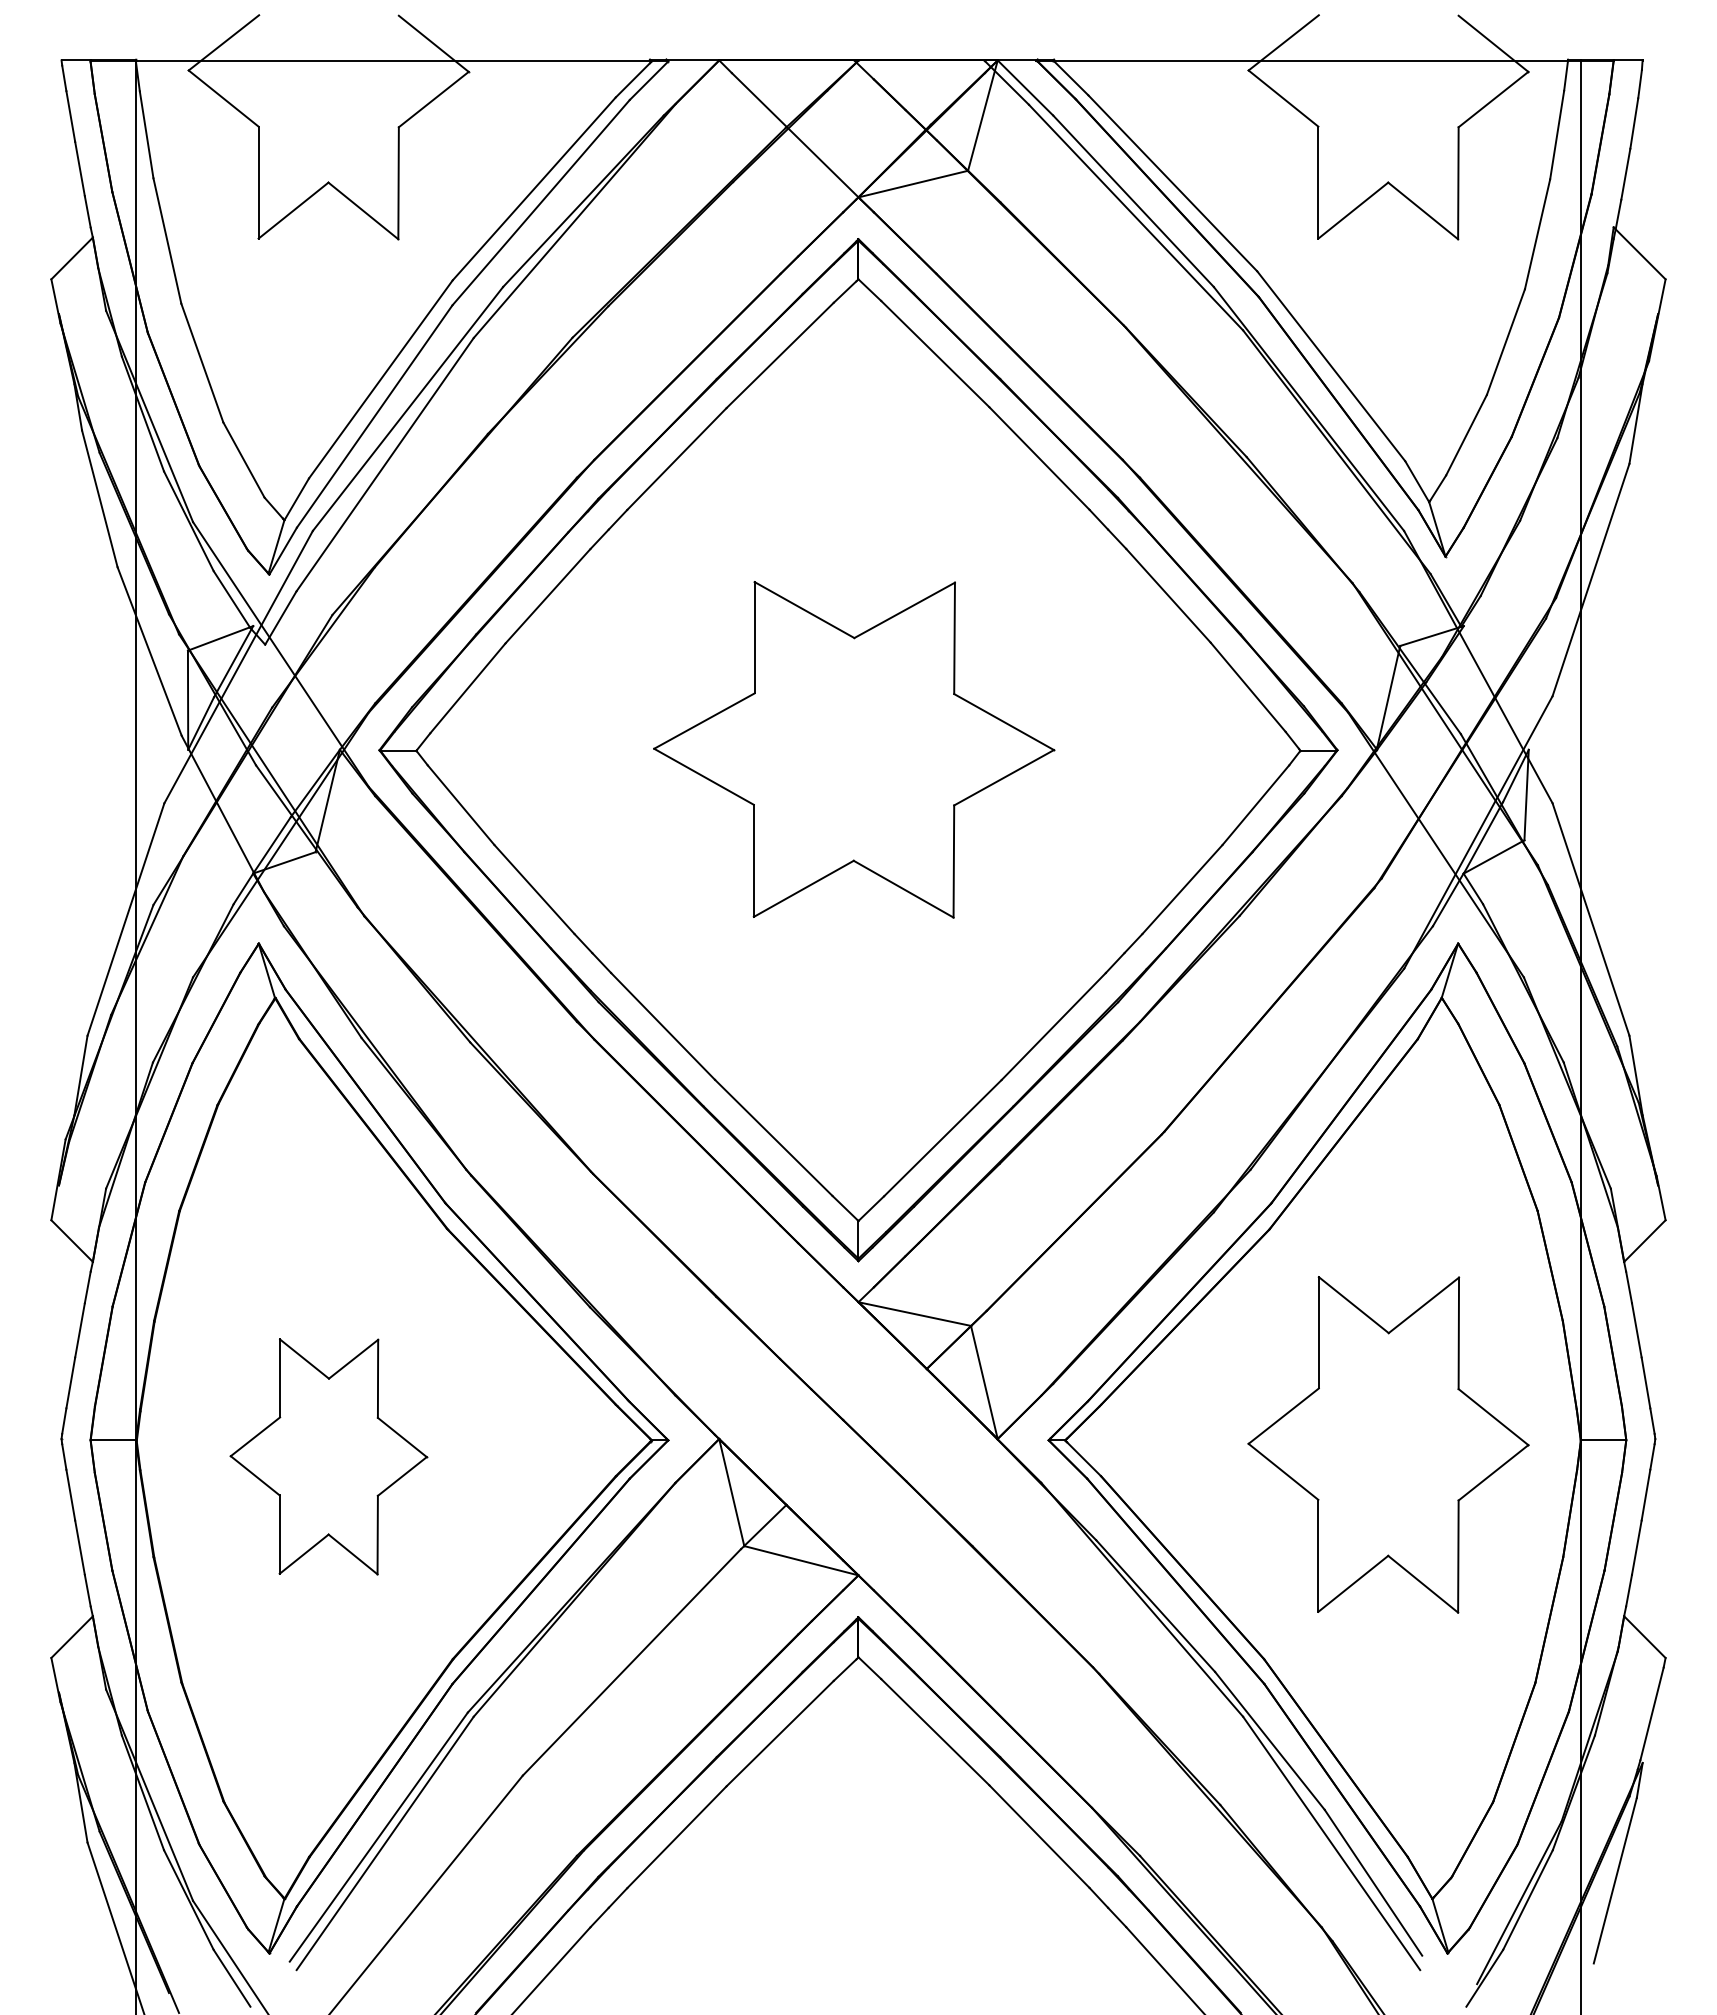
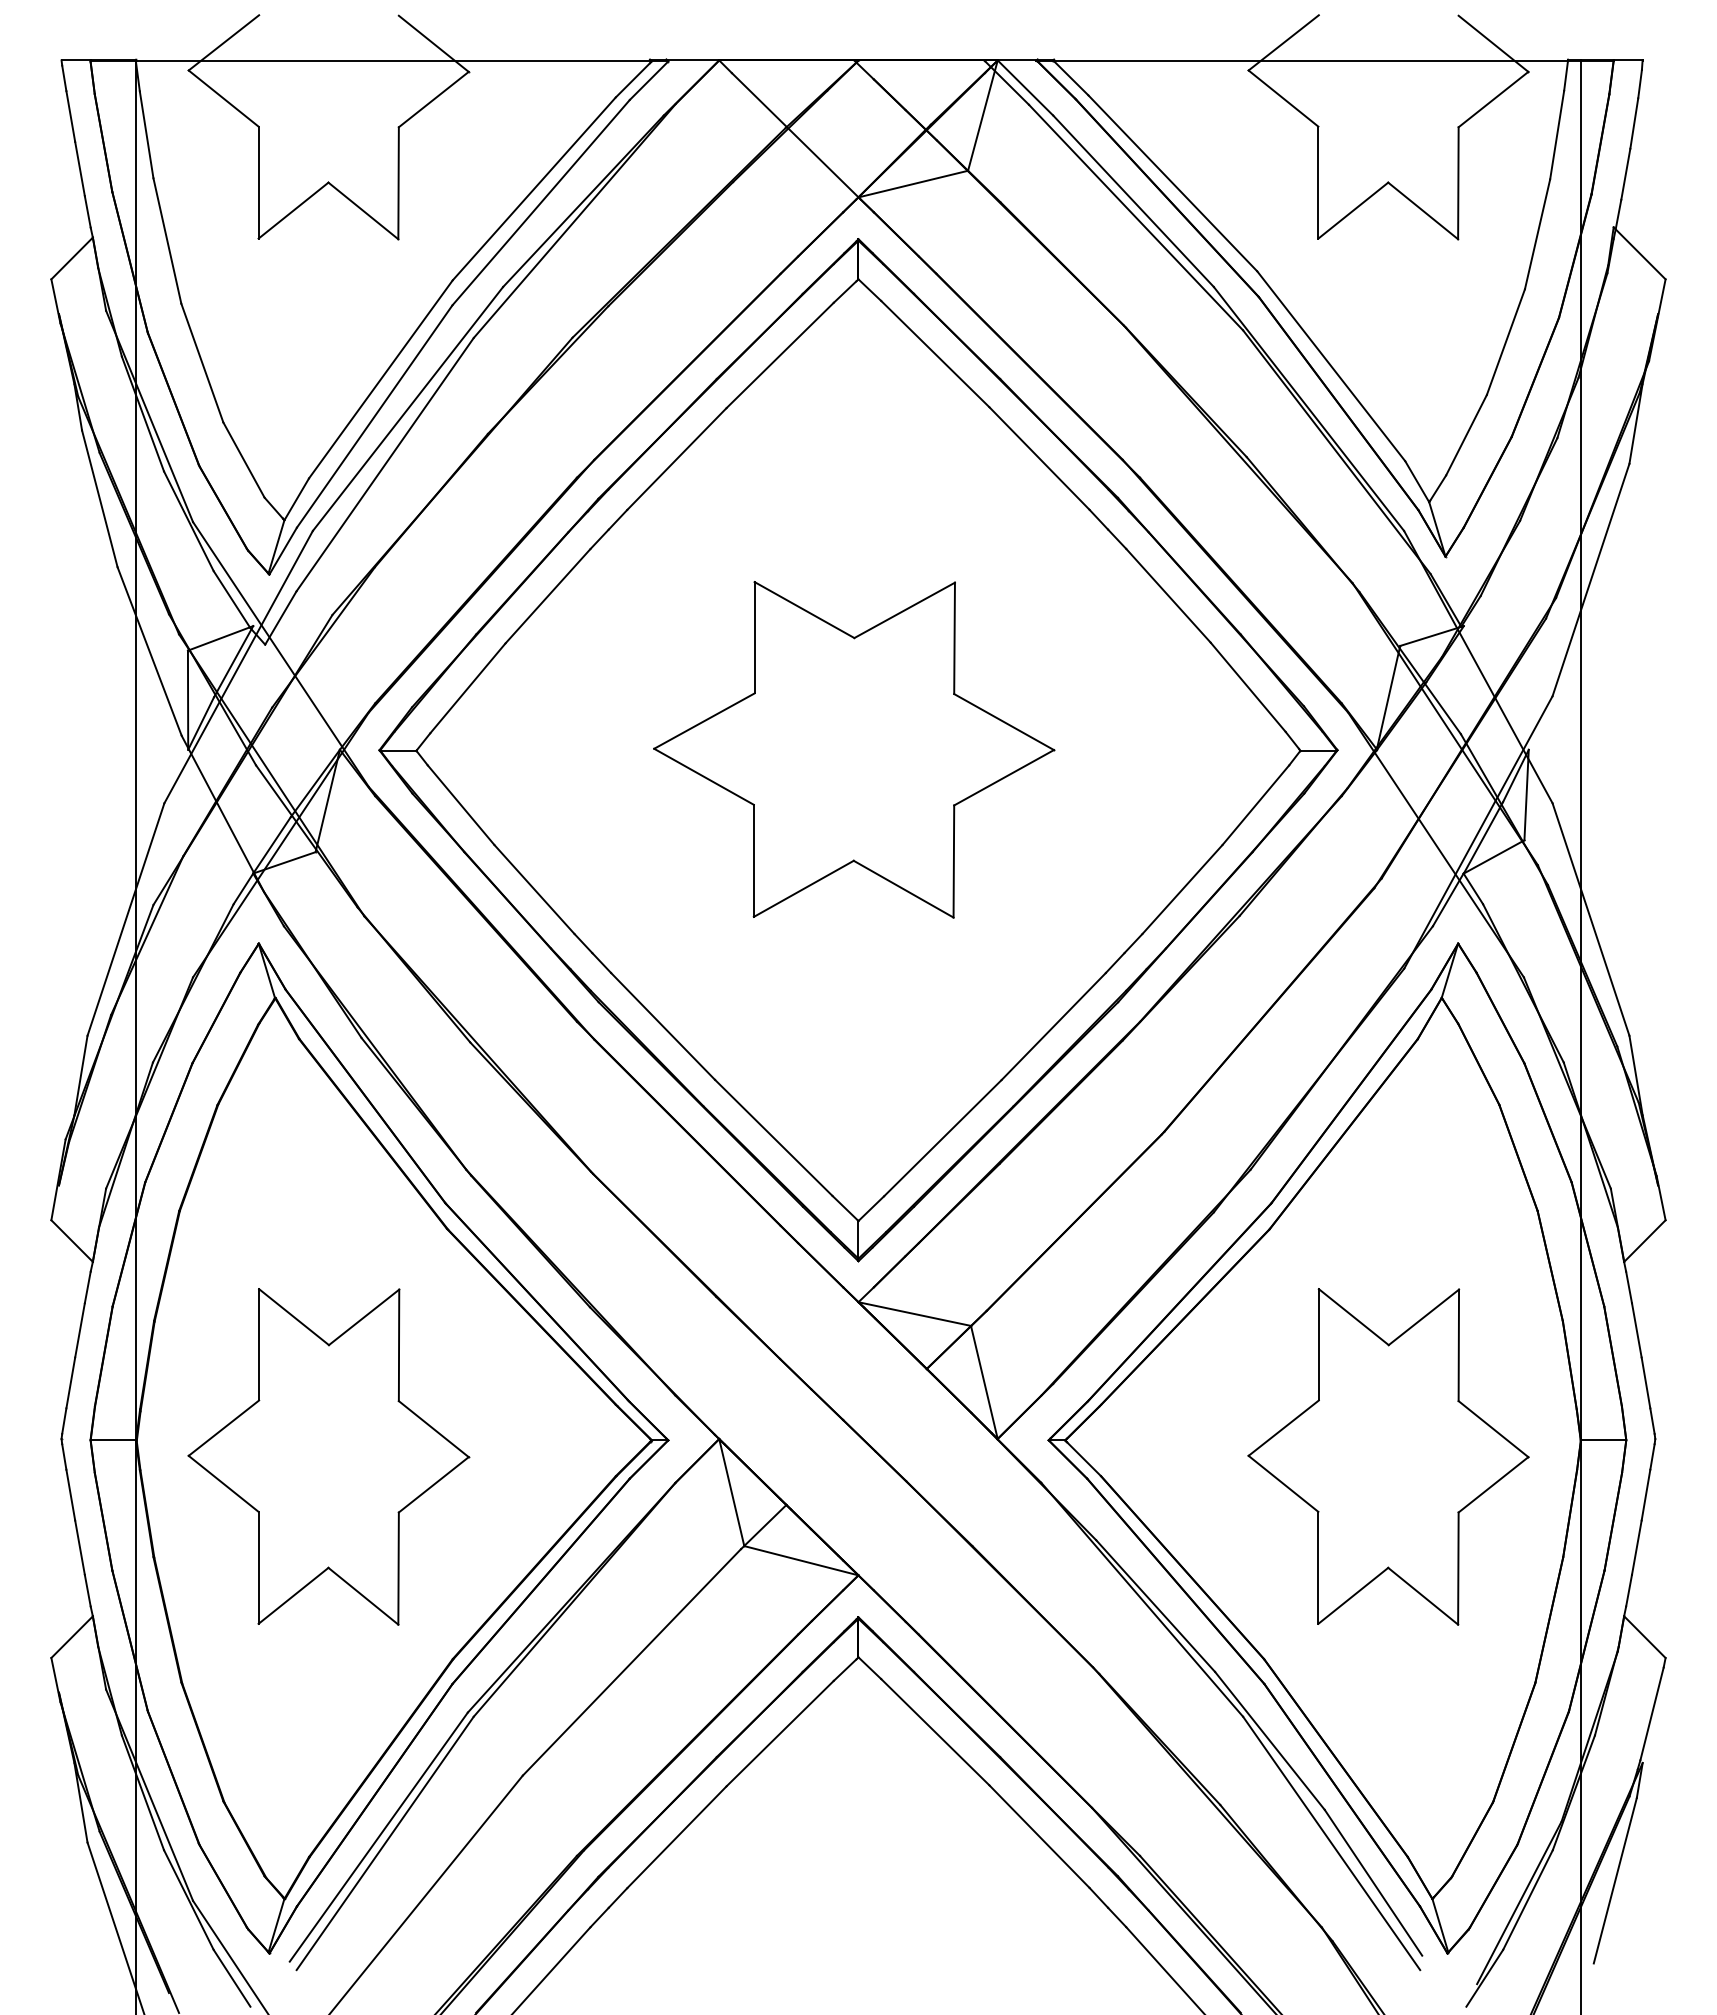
part position: (1388, 1444) -> (1388, 1456) (1388, 1456)
part size: 200x238 px -> 284x338 px (328, 1456)
